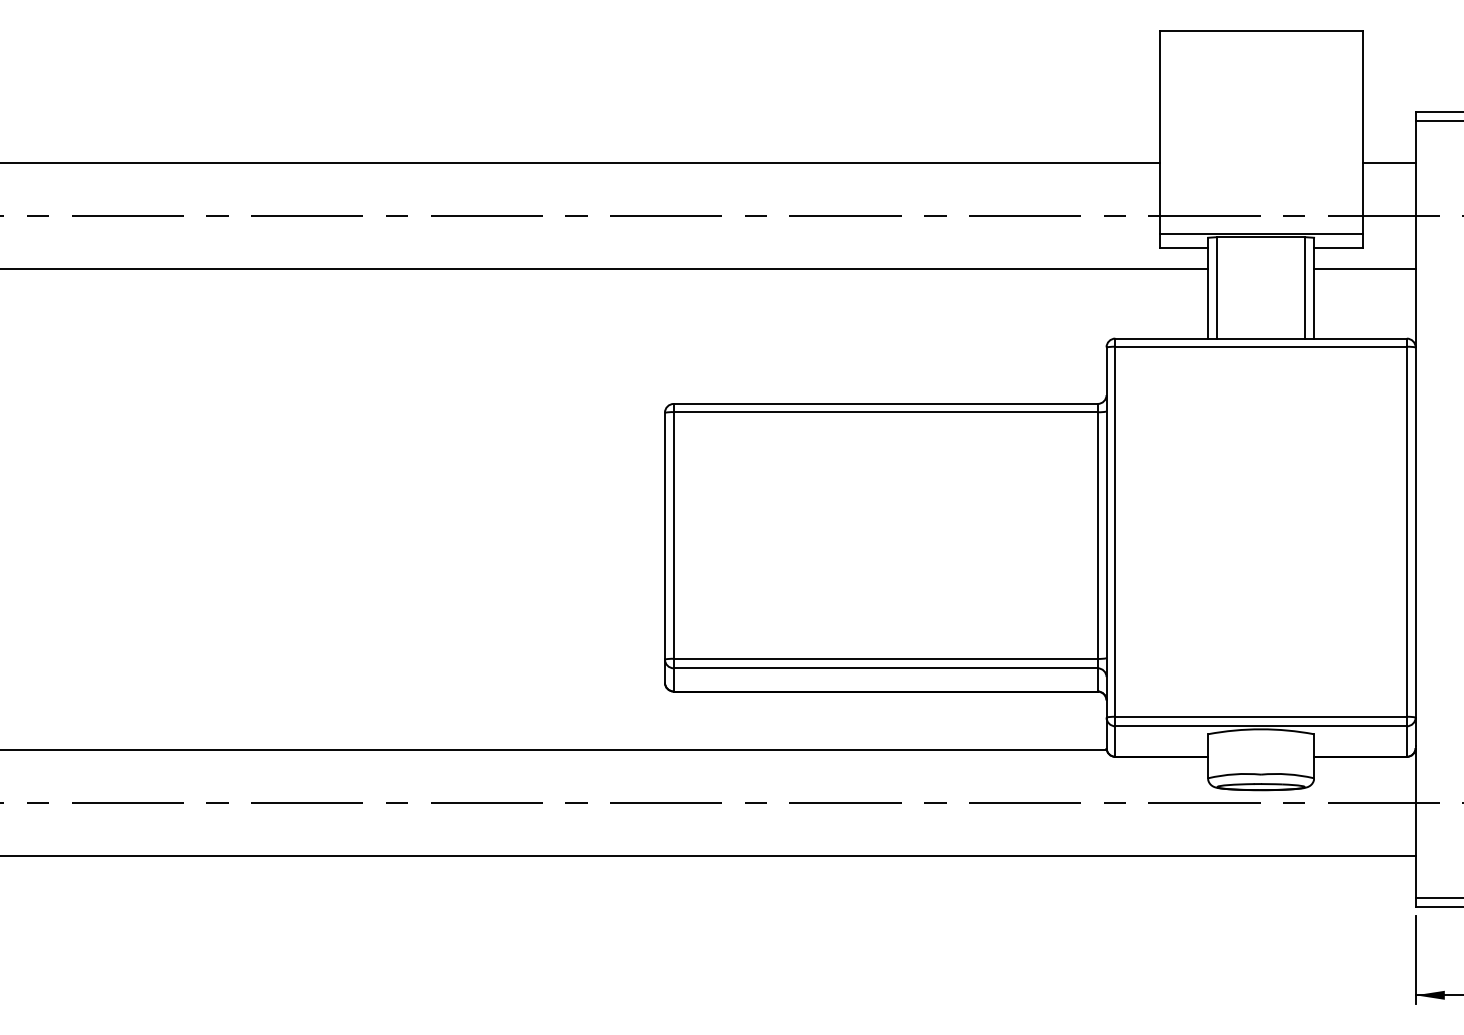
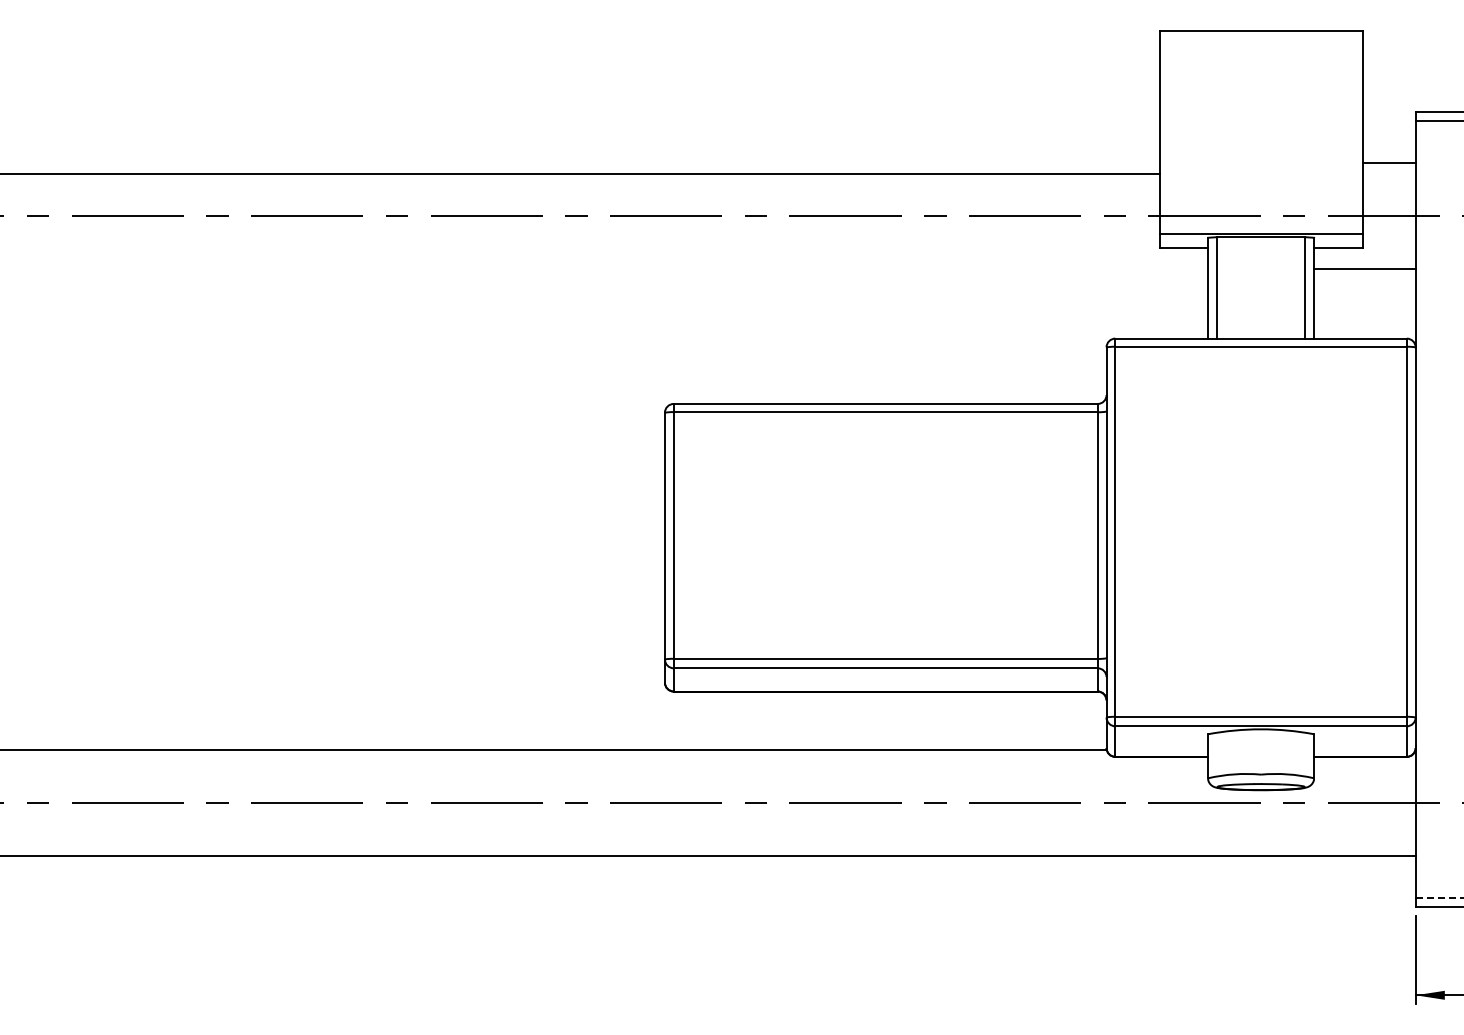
line position: (580, 163) -> (580, 174) (580, 174)
line: present -> none (605, 269)
line: solid -> dashed (1439, 898)
